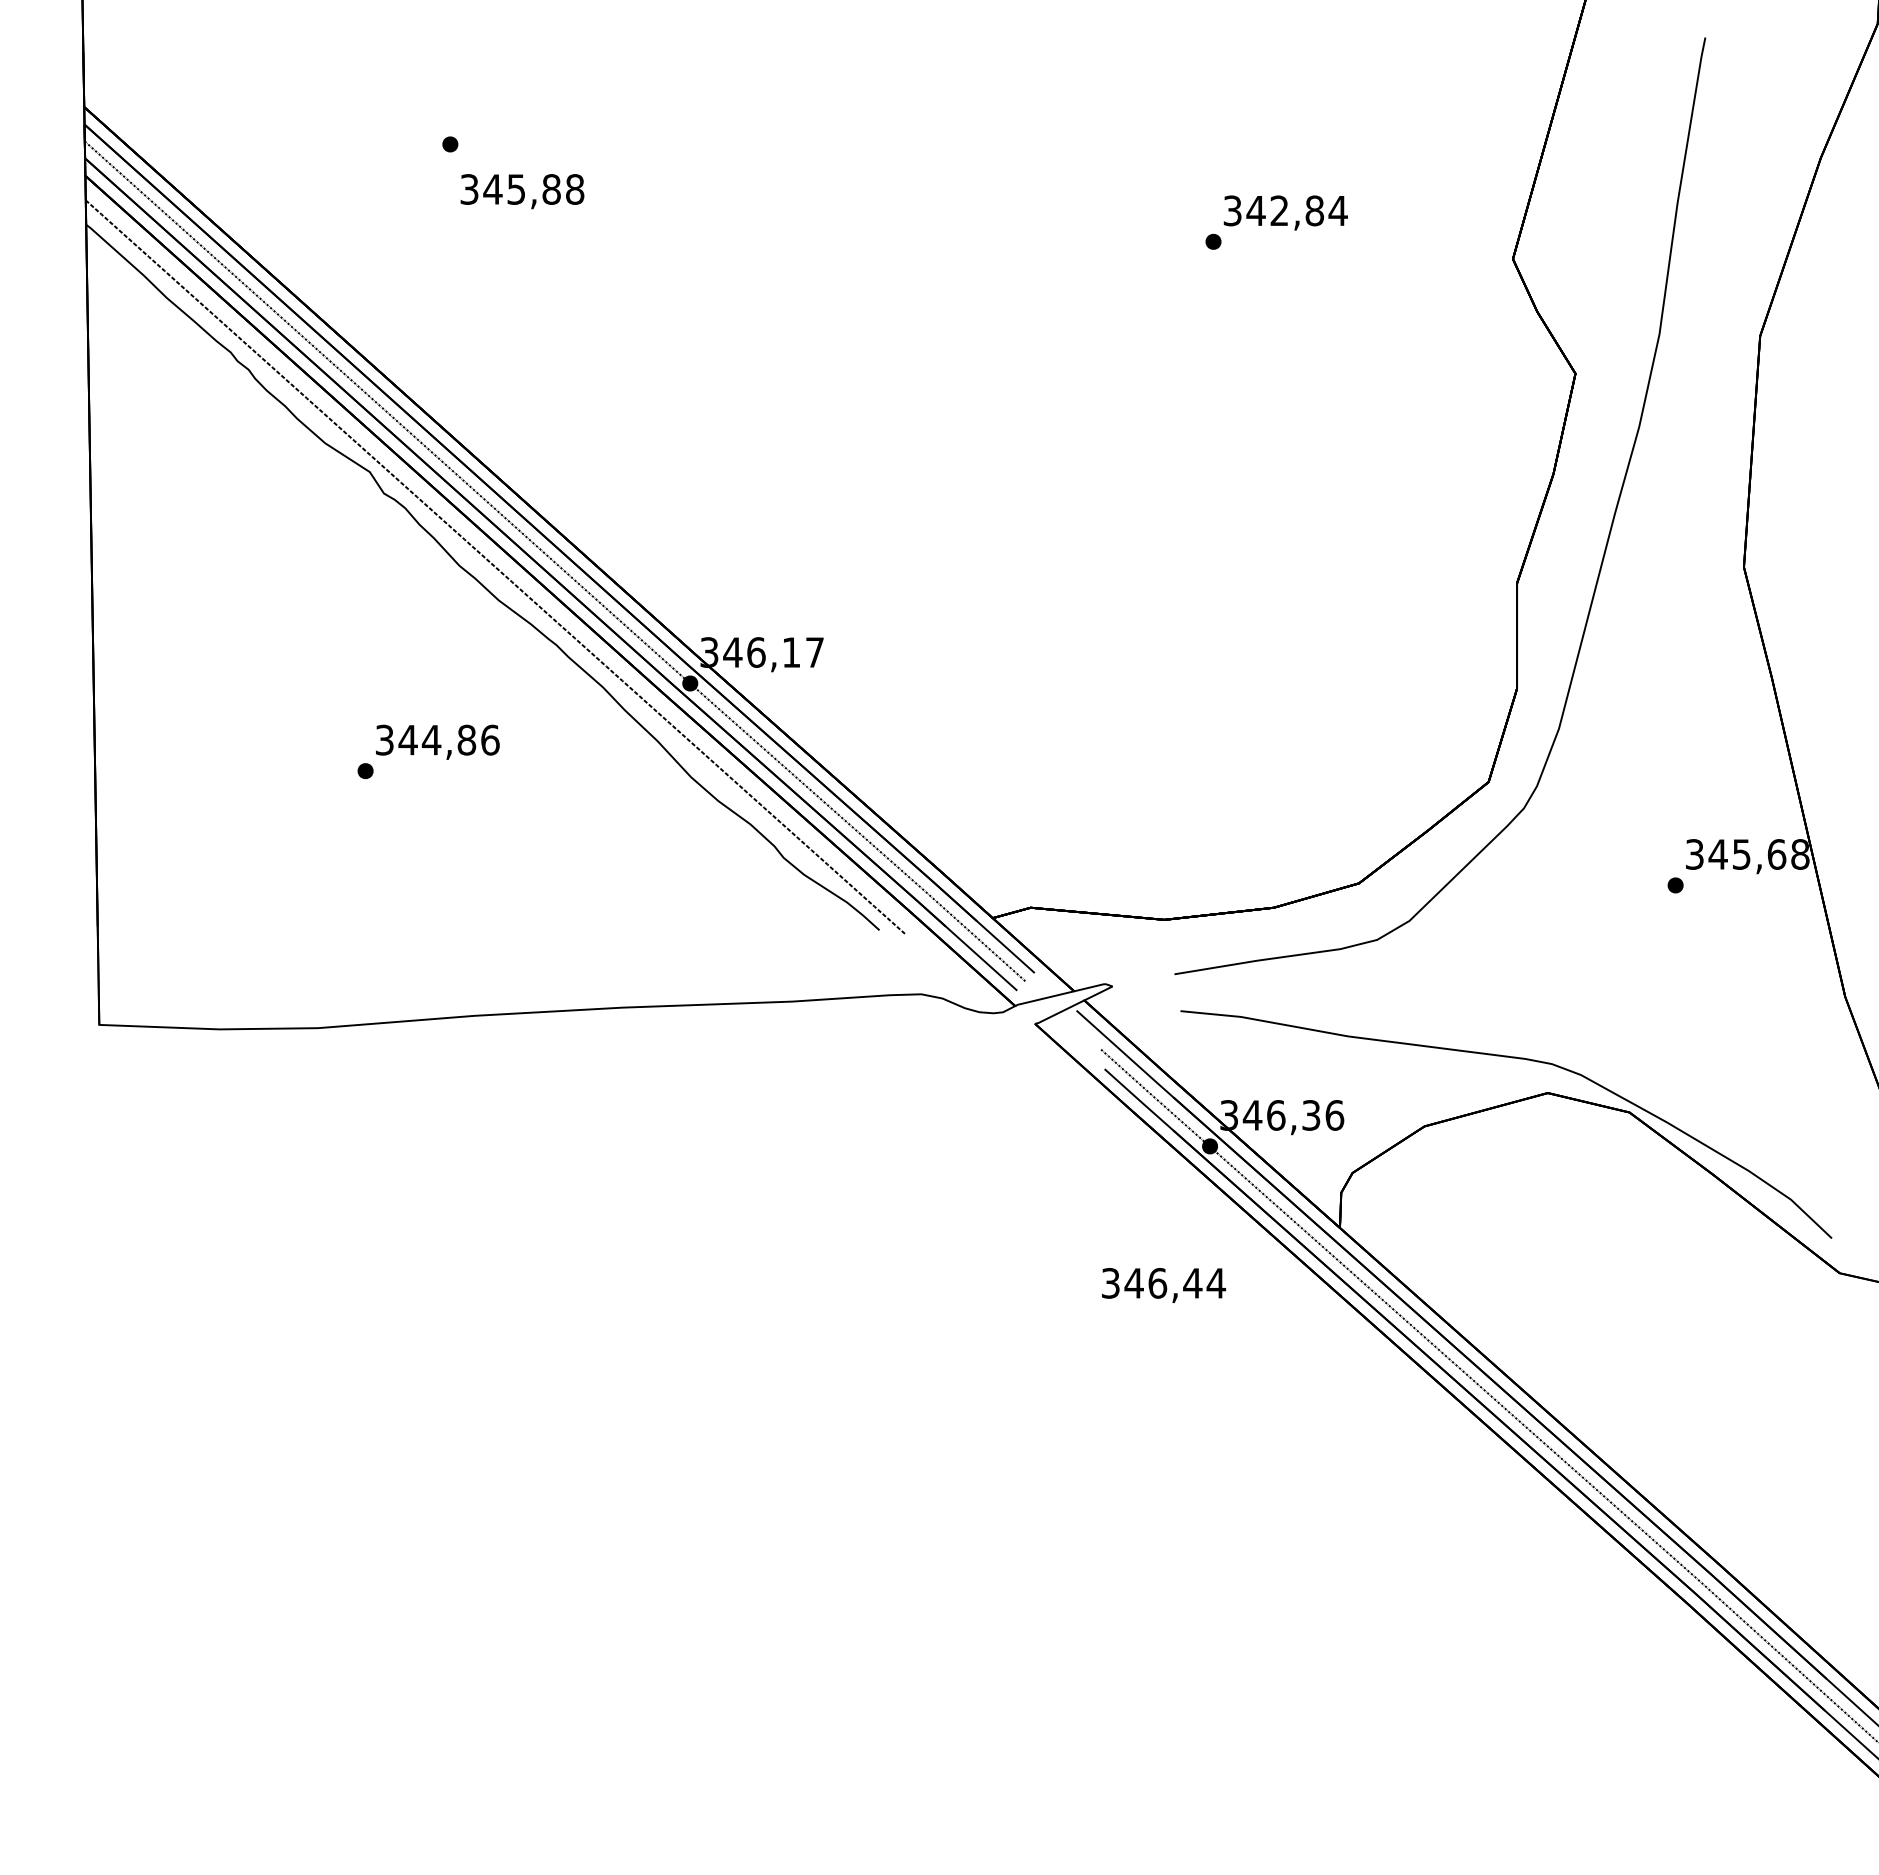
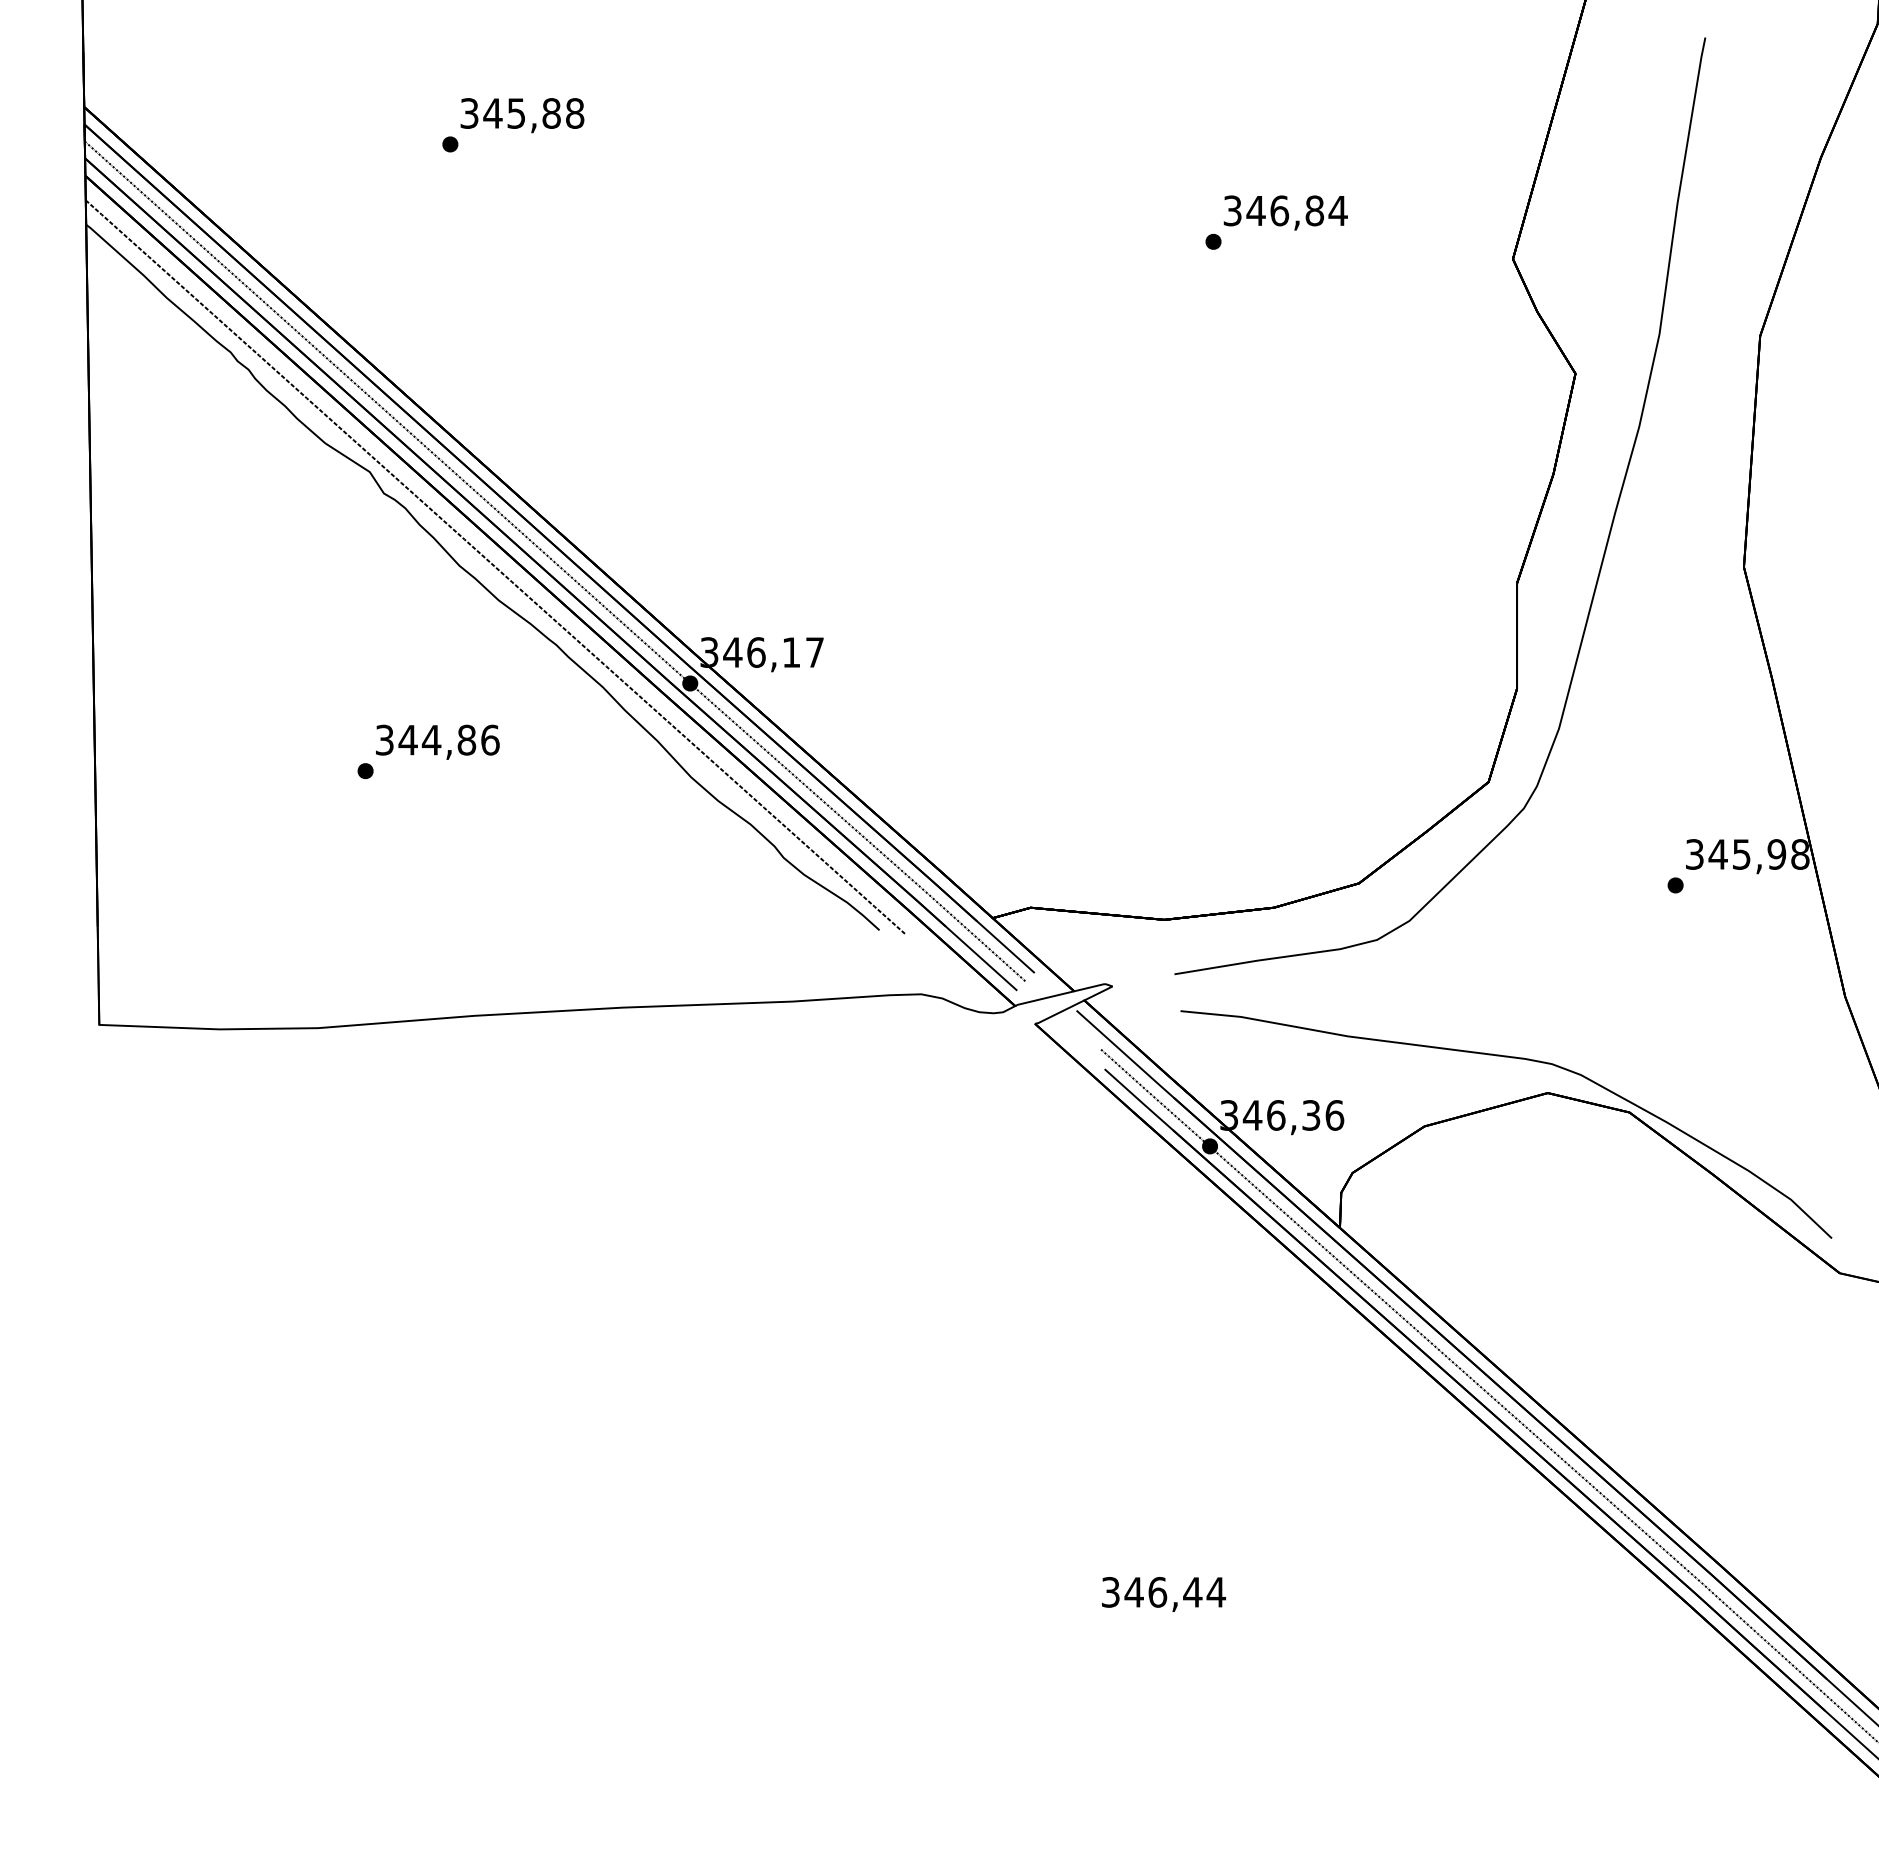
text position: (522, 191) -> (522, 115) (522, 115)
text: 342,84 -> 346,84 (1279, 210)
text: 345,68 -> 345,98 (1776, 854)
text position: (1163, 1285) -> (1163, 1594) (1163, 1594)
